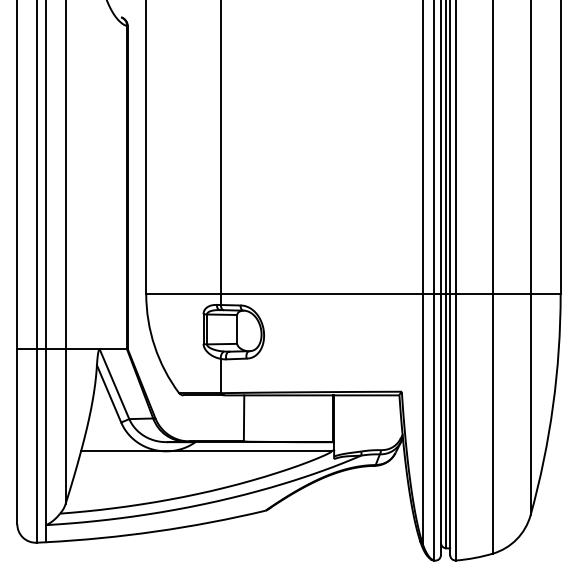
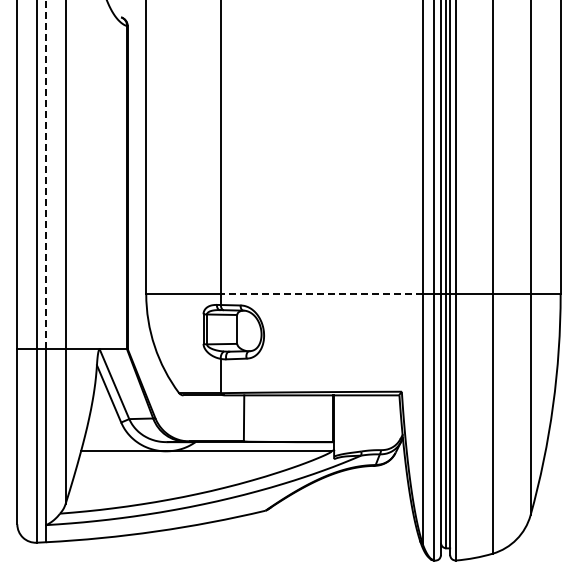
line: solid -> dashed (46, 174)
line: solid -> dashed (321, 294)
